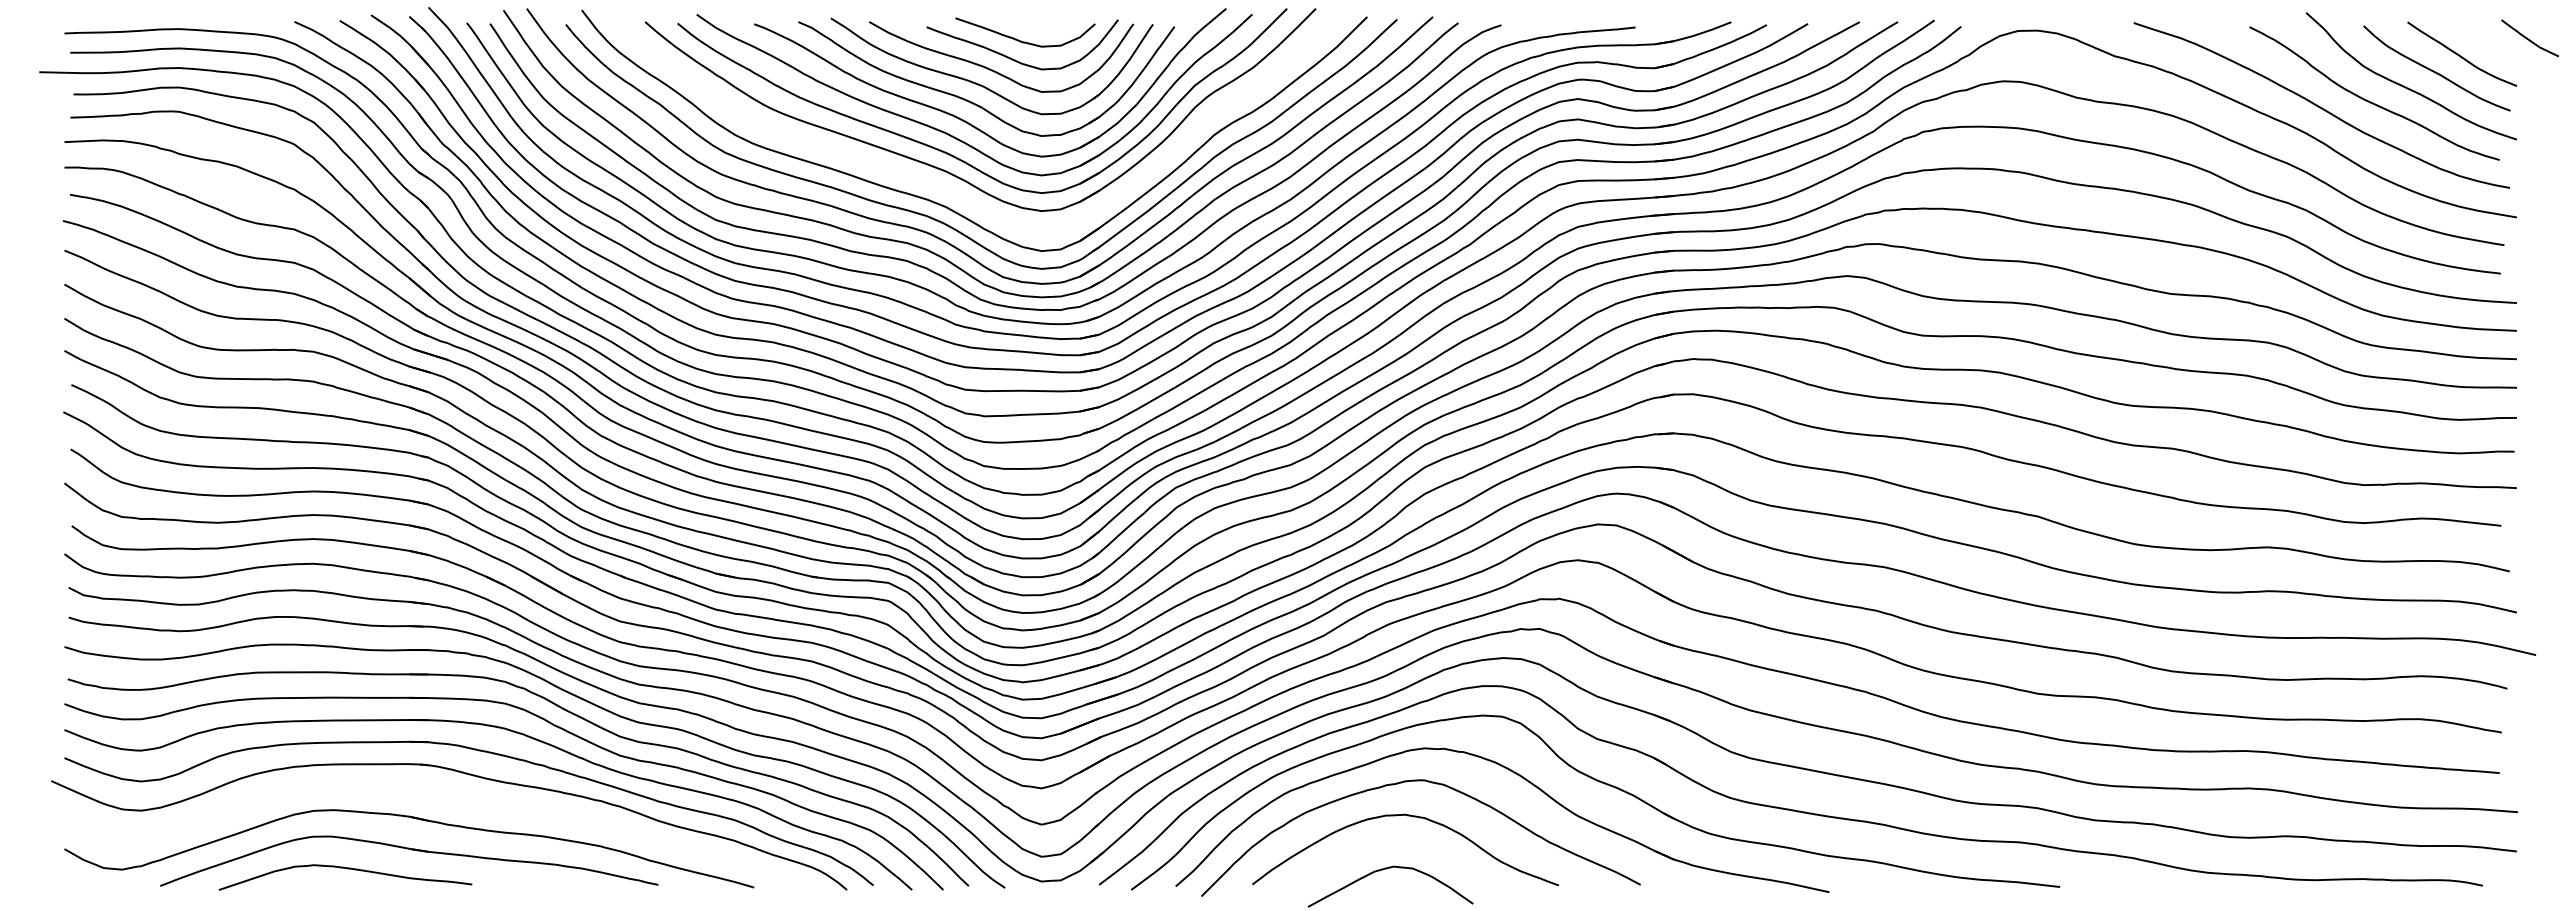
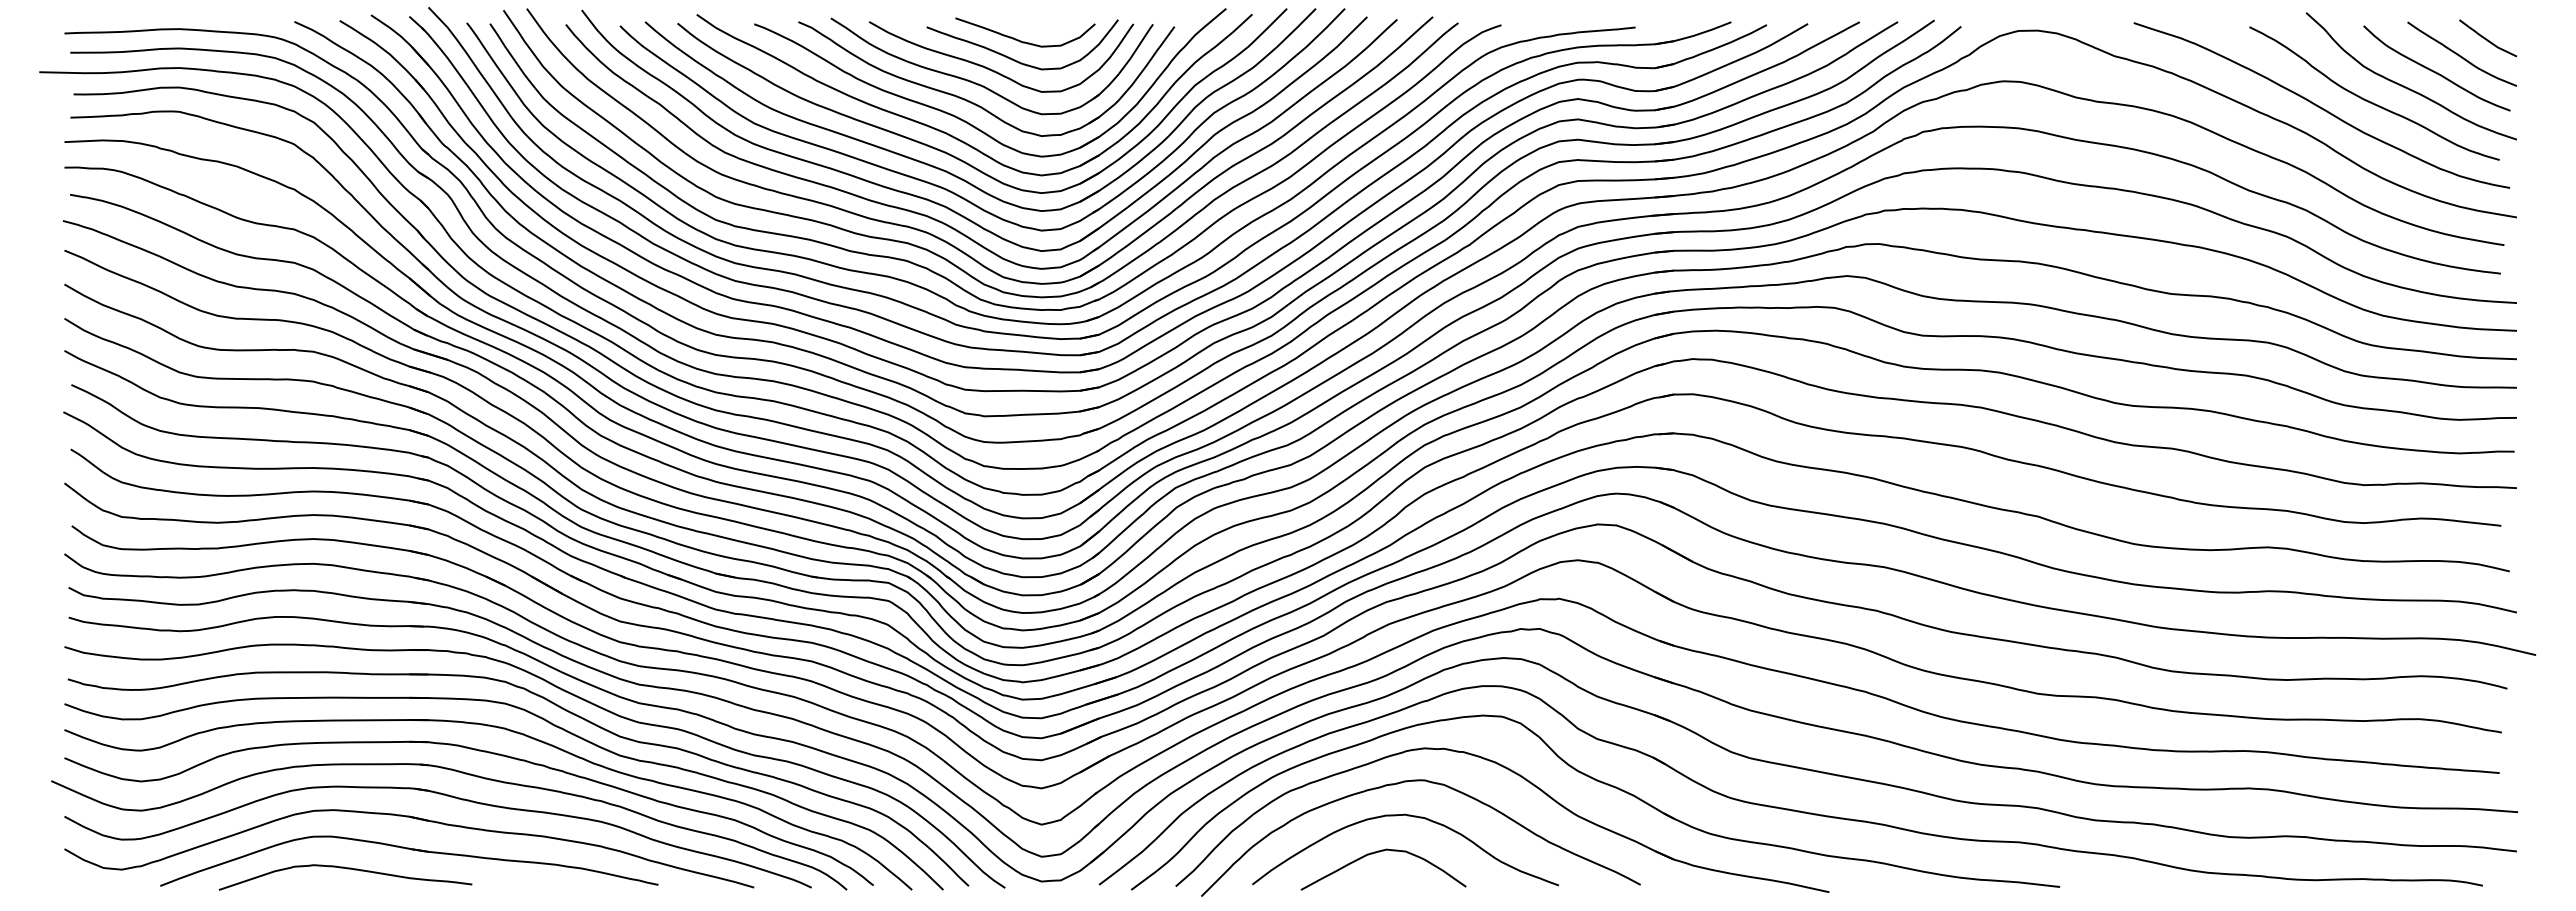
curve position: (2530, 39) -> (2488, 39) (2488, 39)
part: none -> present (948, 189)
part: none -> present (450, 797)
curve position: (1386, 869) -> (1379, 852) (1379, 852)
